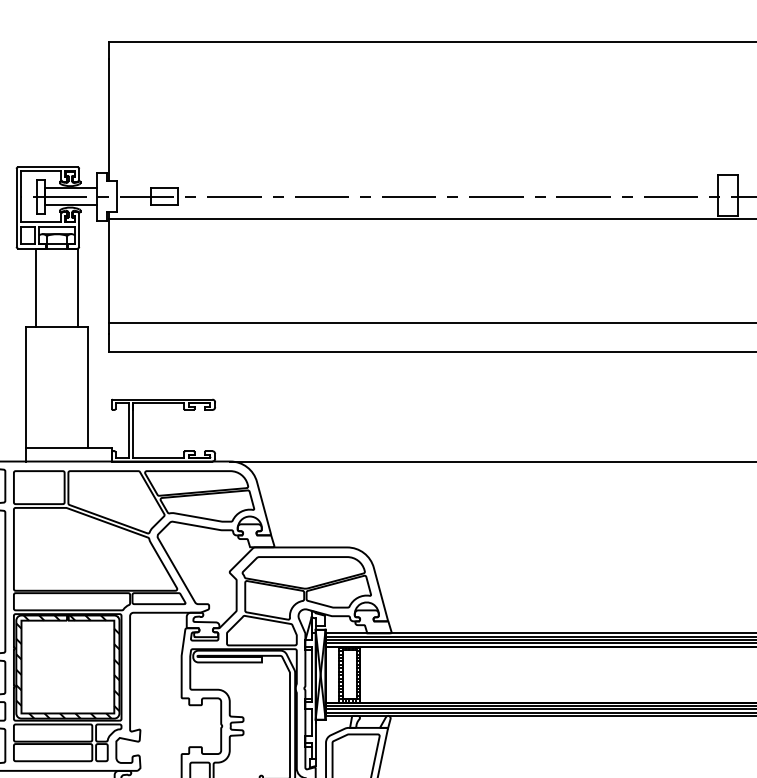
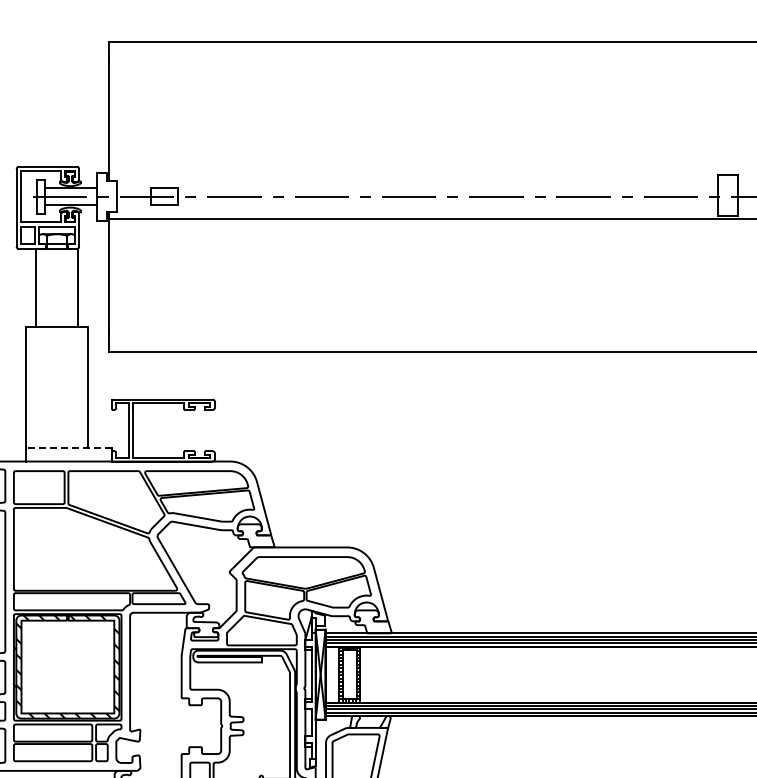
line: present -> none (431, 322)
line: solid -> dashed (69, 447)
line: present -> none (491, 461)
